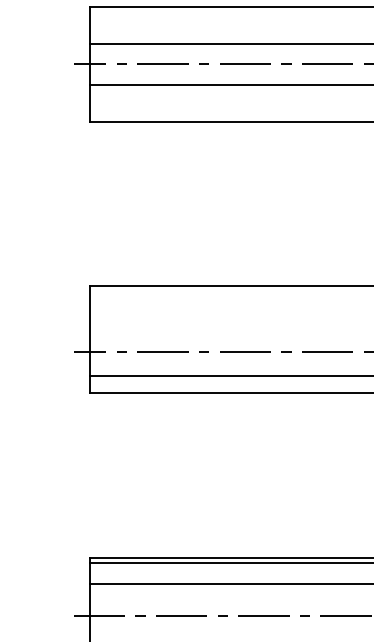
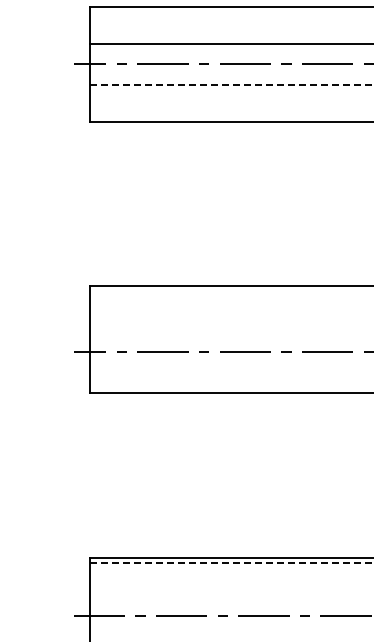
line: solid -> dashed (231, 84)
line: present -> none (229, 375)
line: solid -> dashed (231, 562)
line: present -> none (229, 583)
